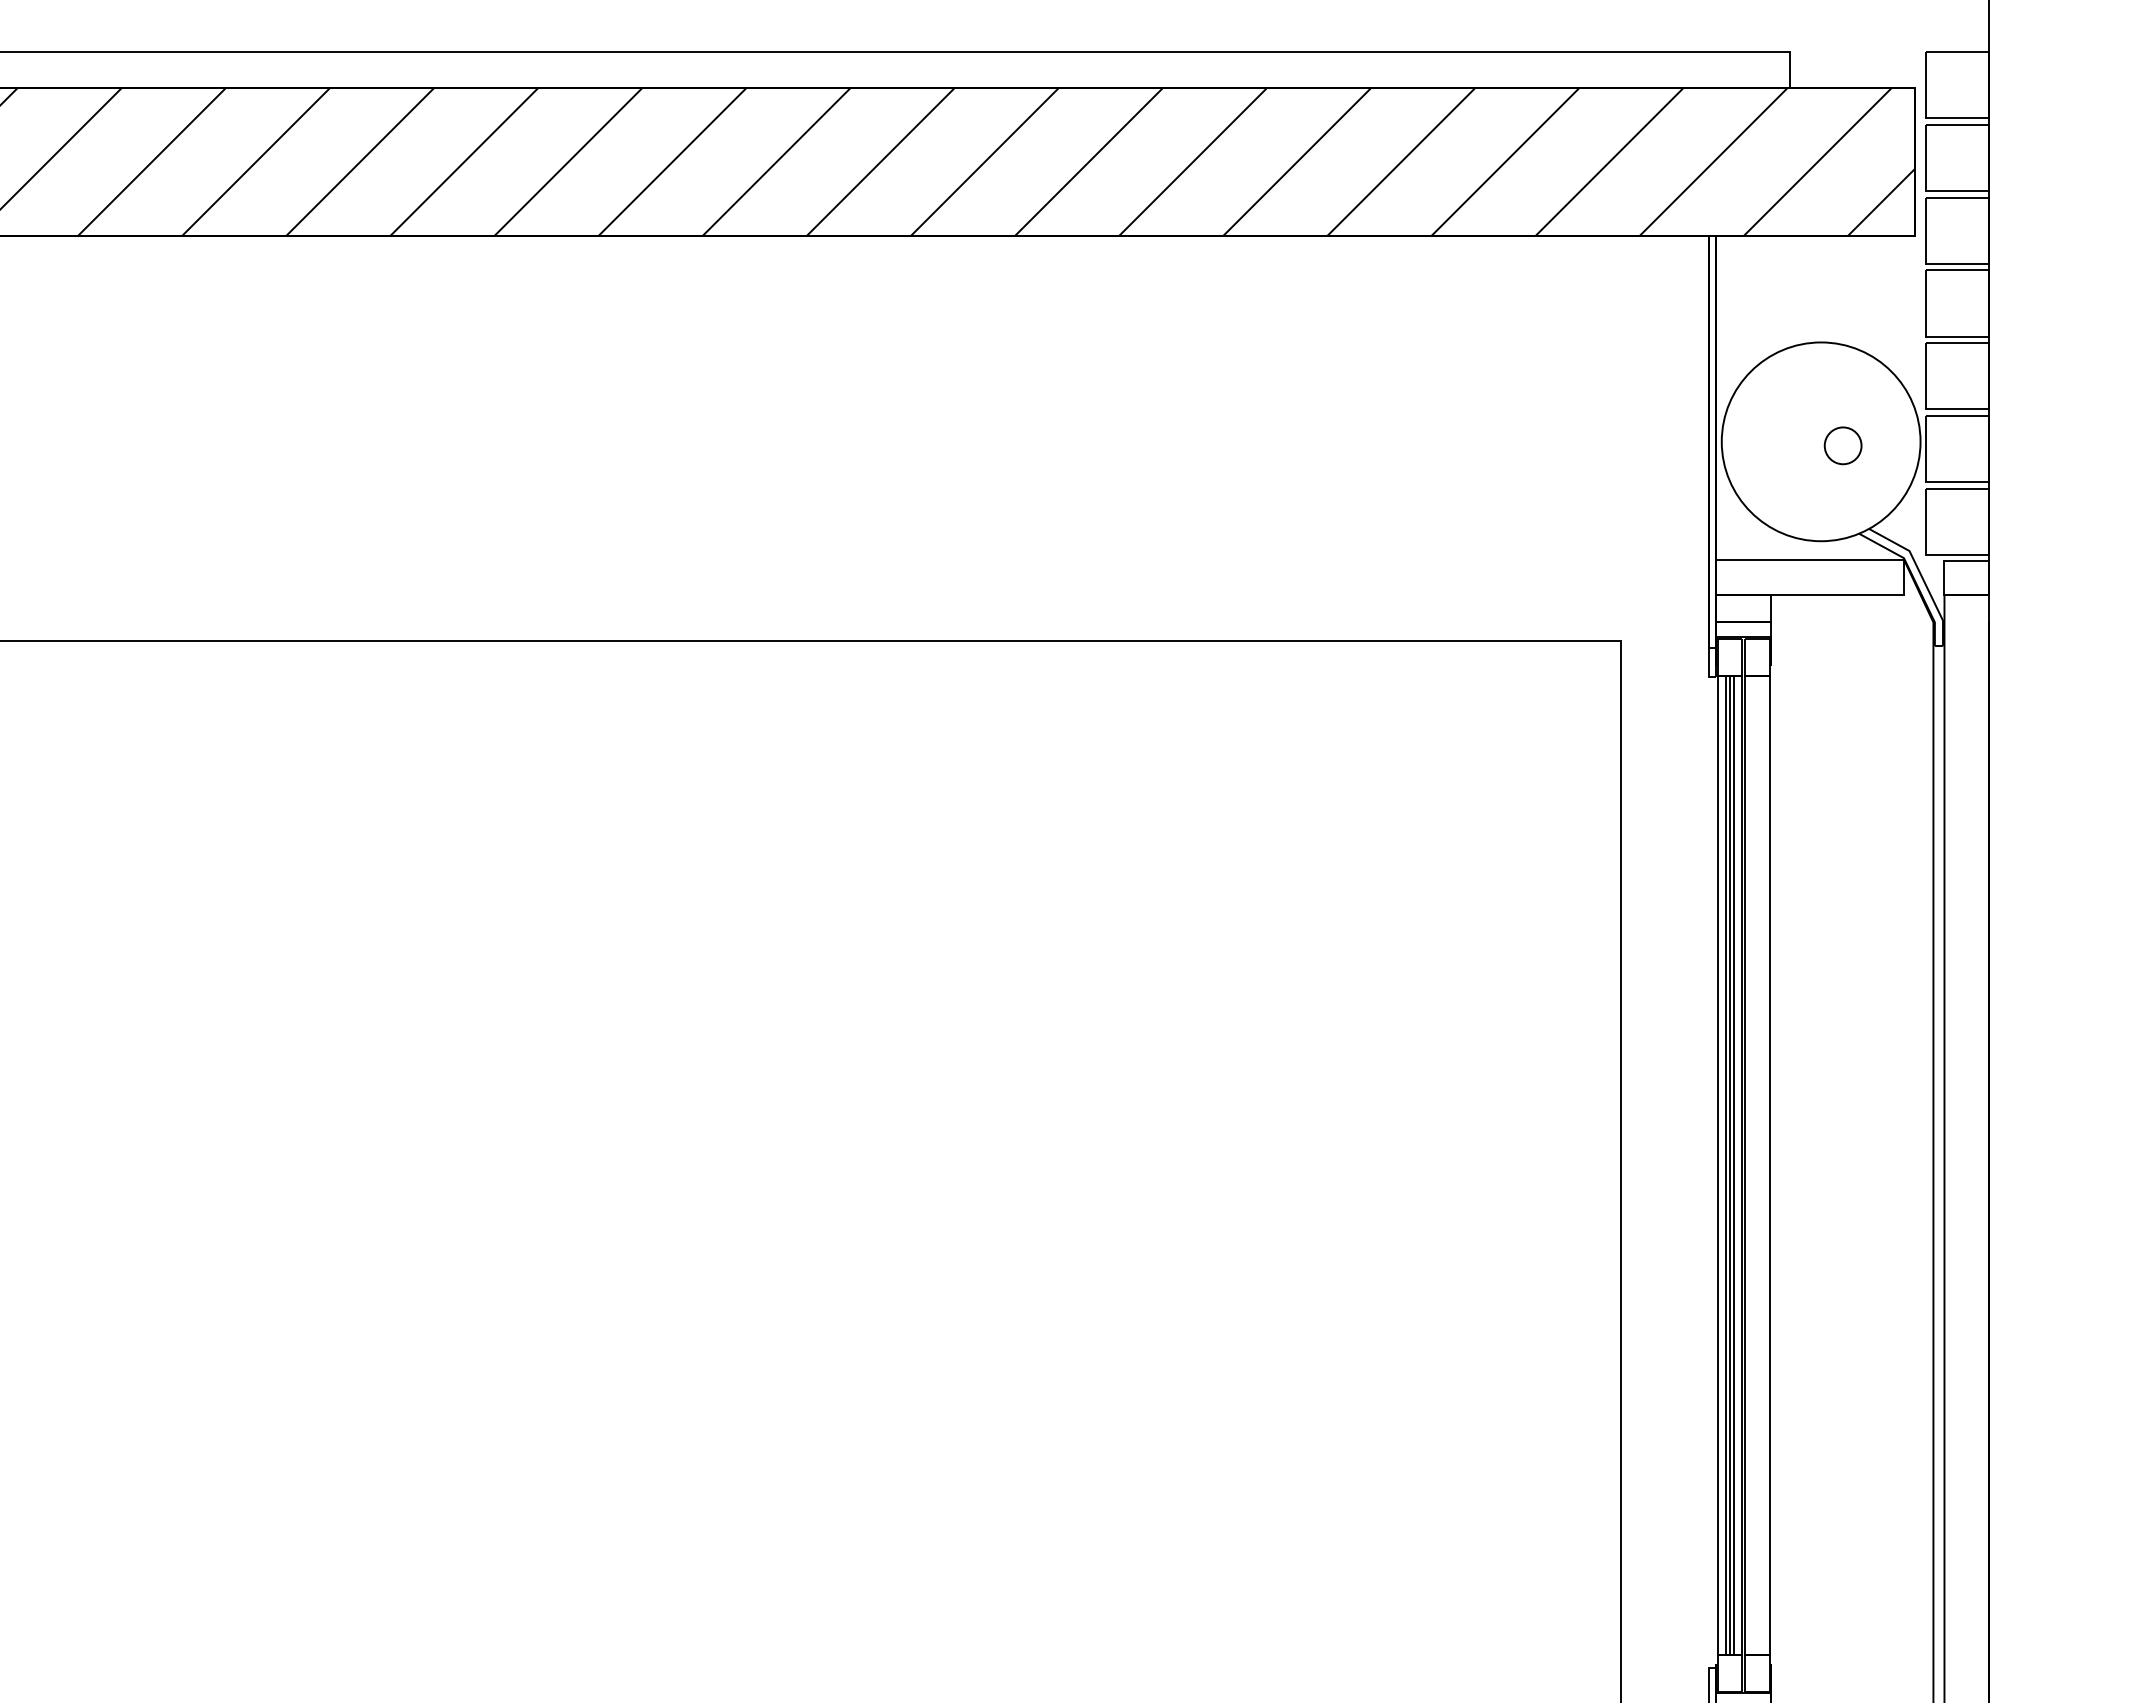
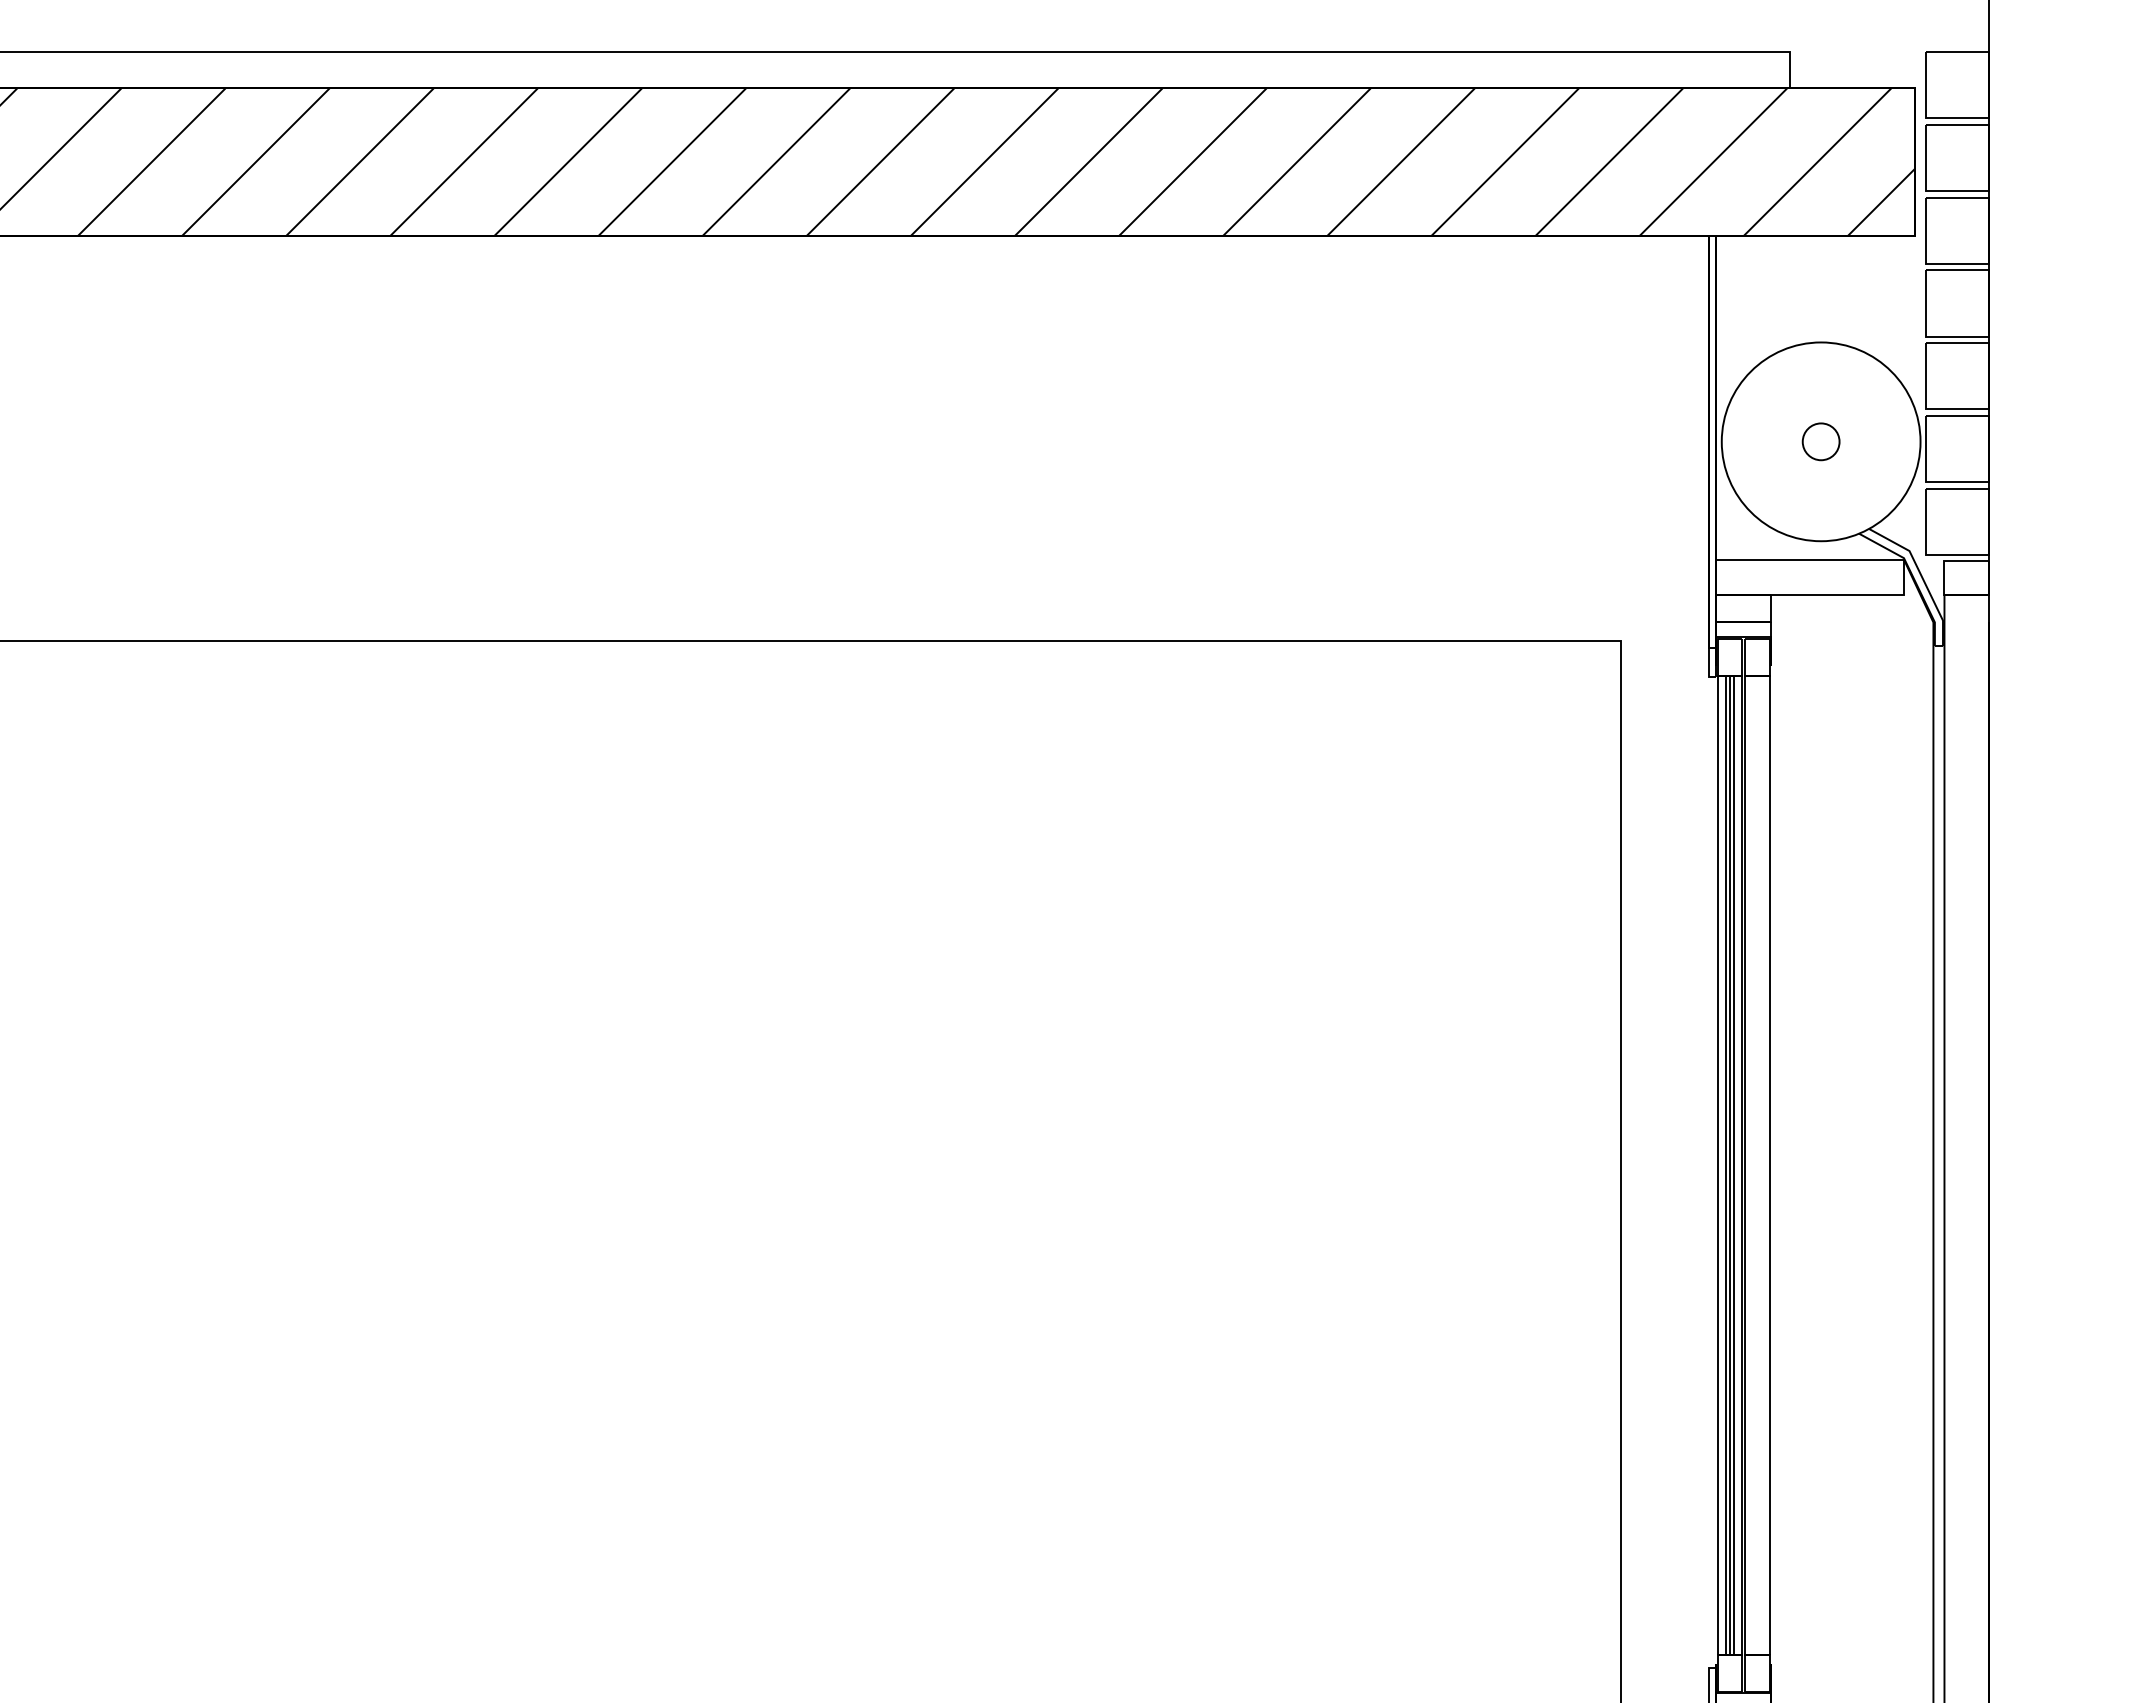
circle position: (1842, 445) -> (1820, 441) (1820, 441)
